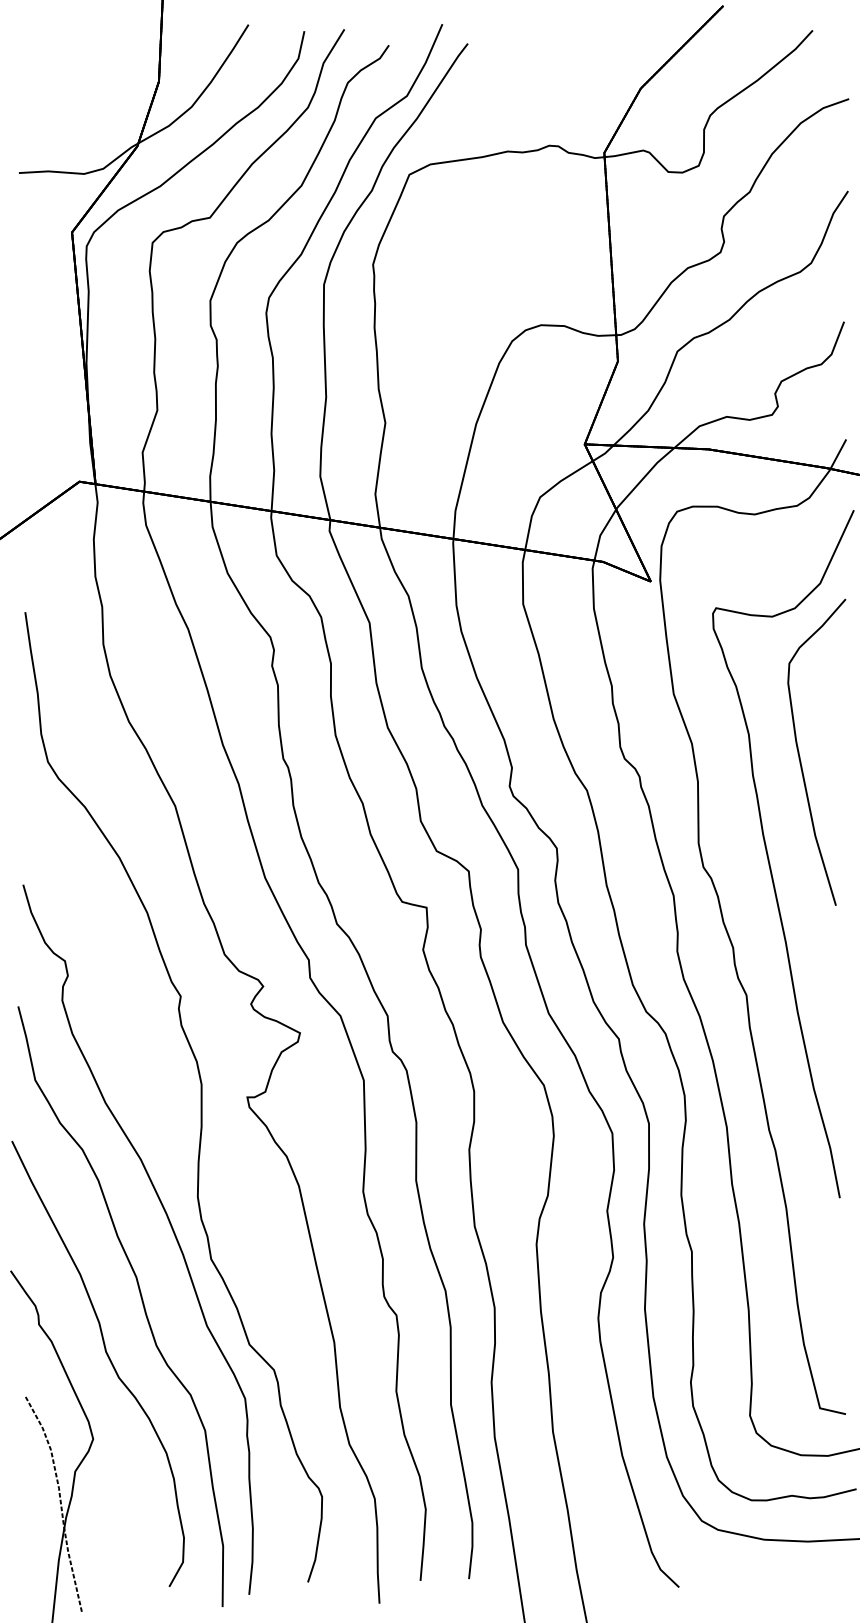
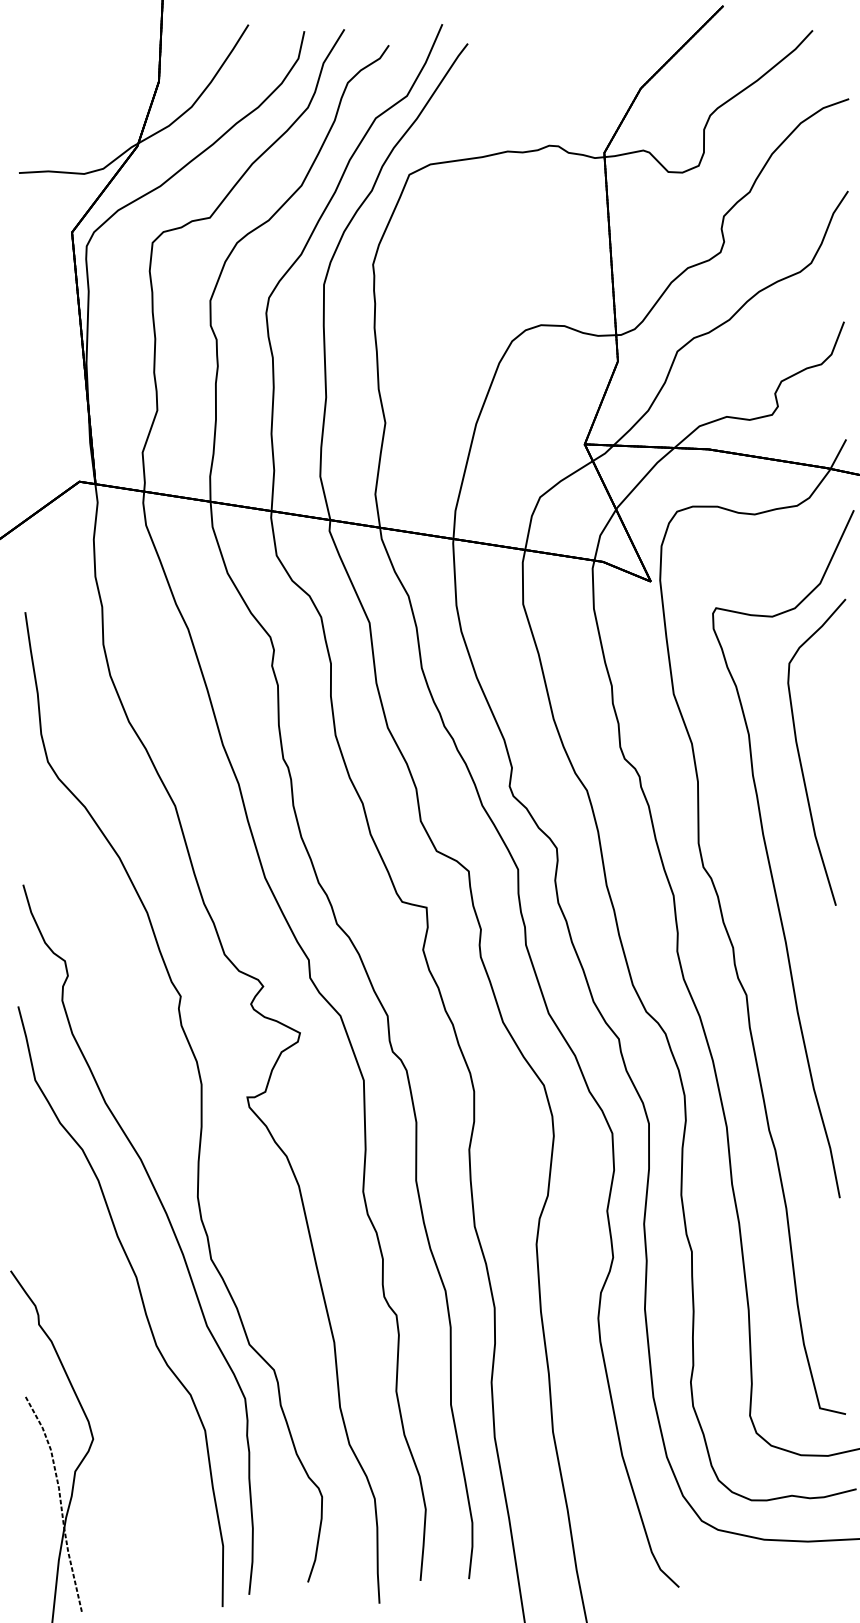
part: present -> none (107, 1357)
